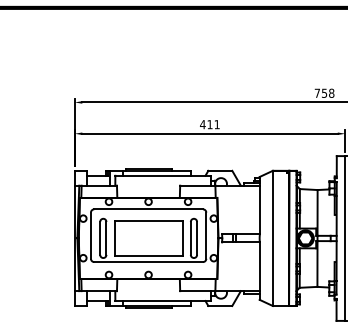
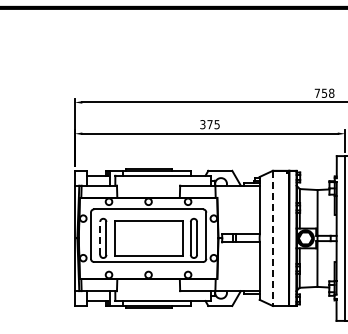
text: 411 -> 375 (209, 124)
line: solid -> dashed (100, 237)
line: solid -> dashed (272, 238)
